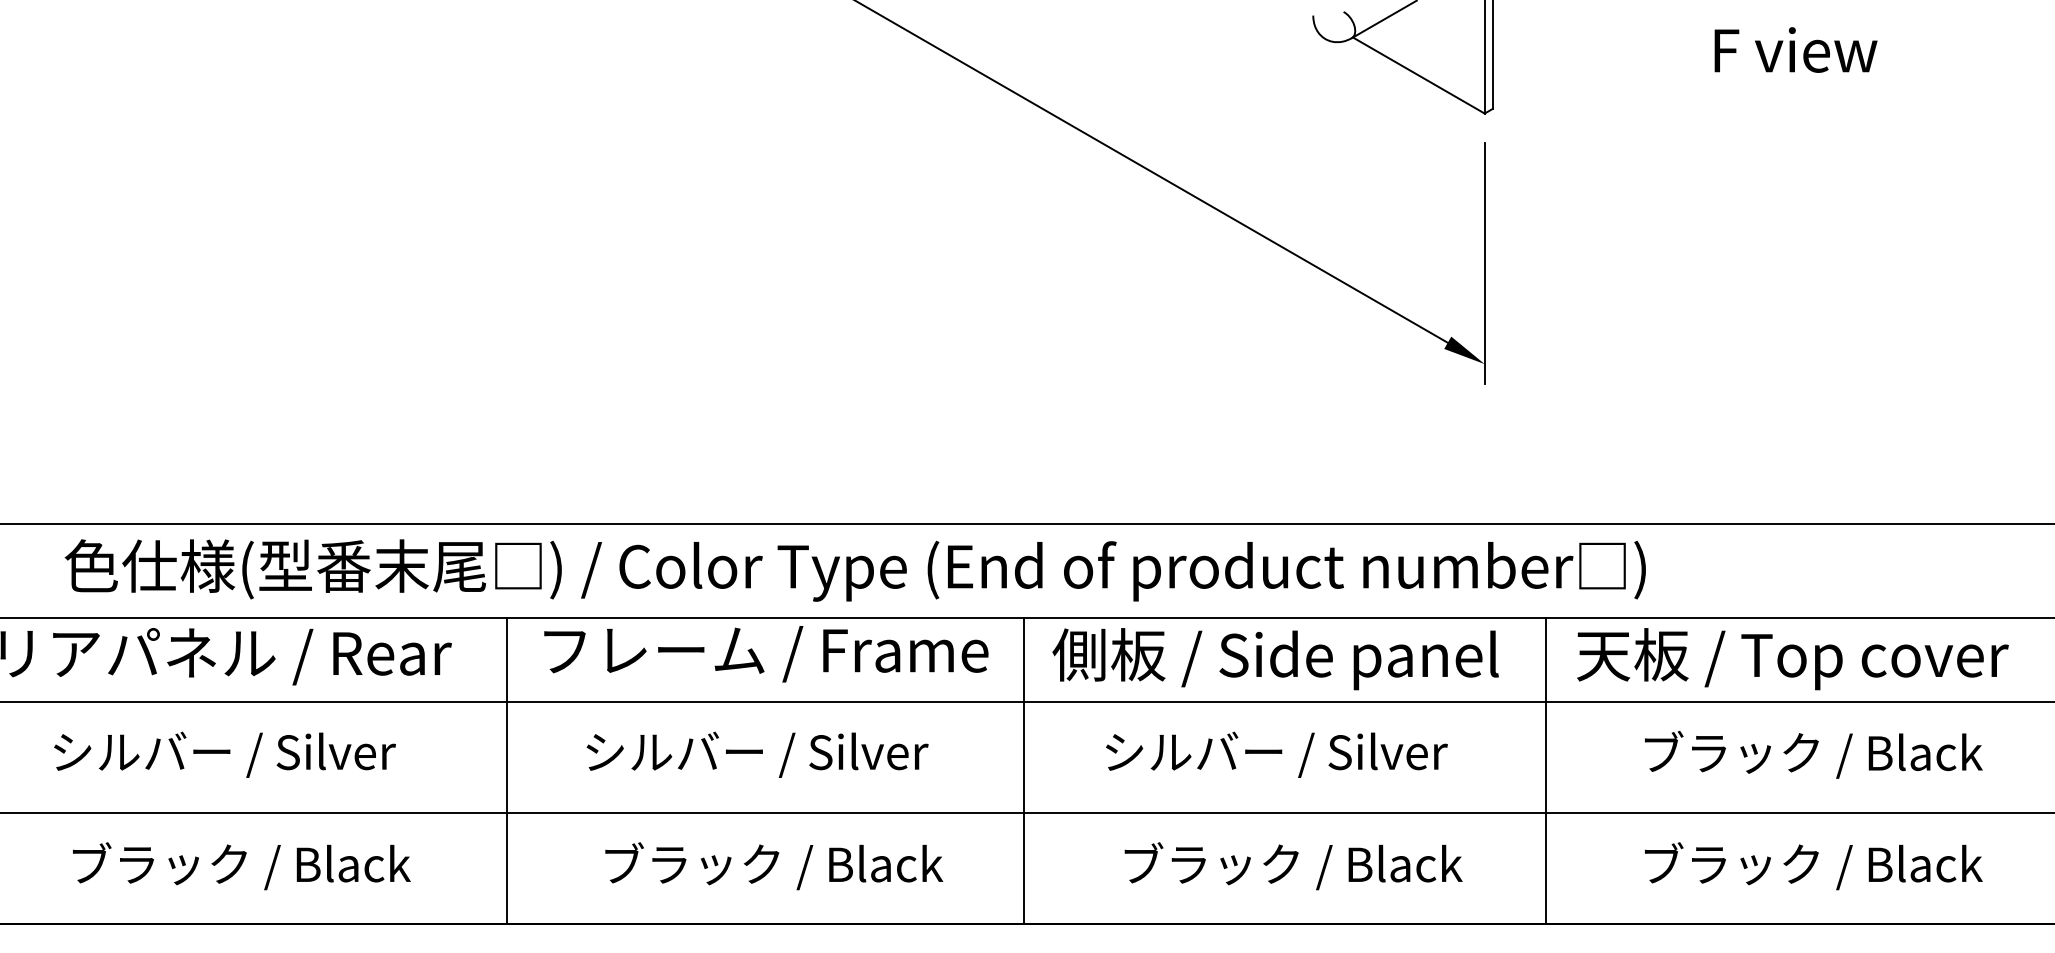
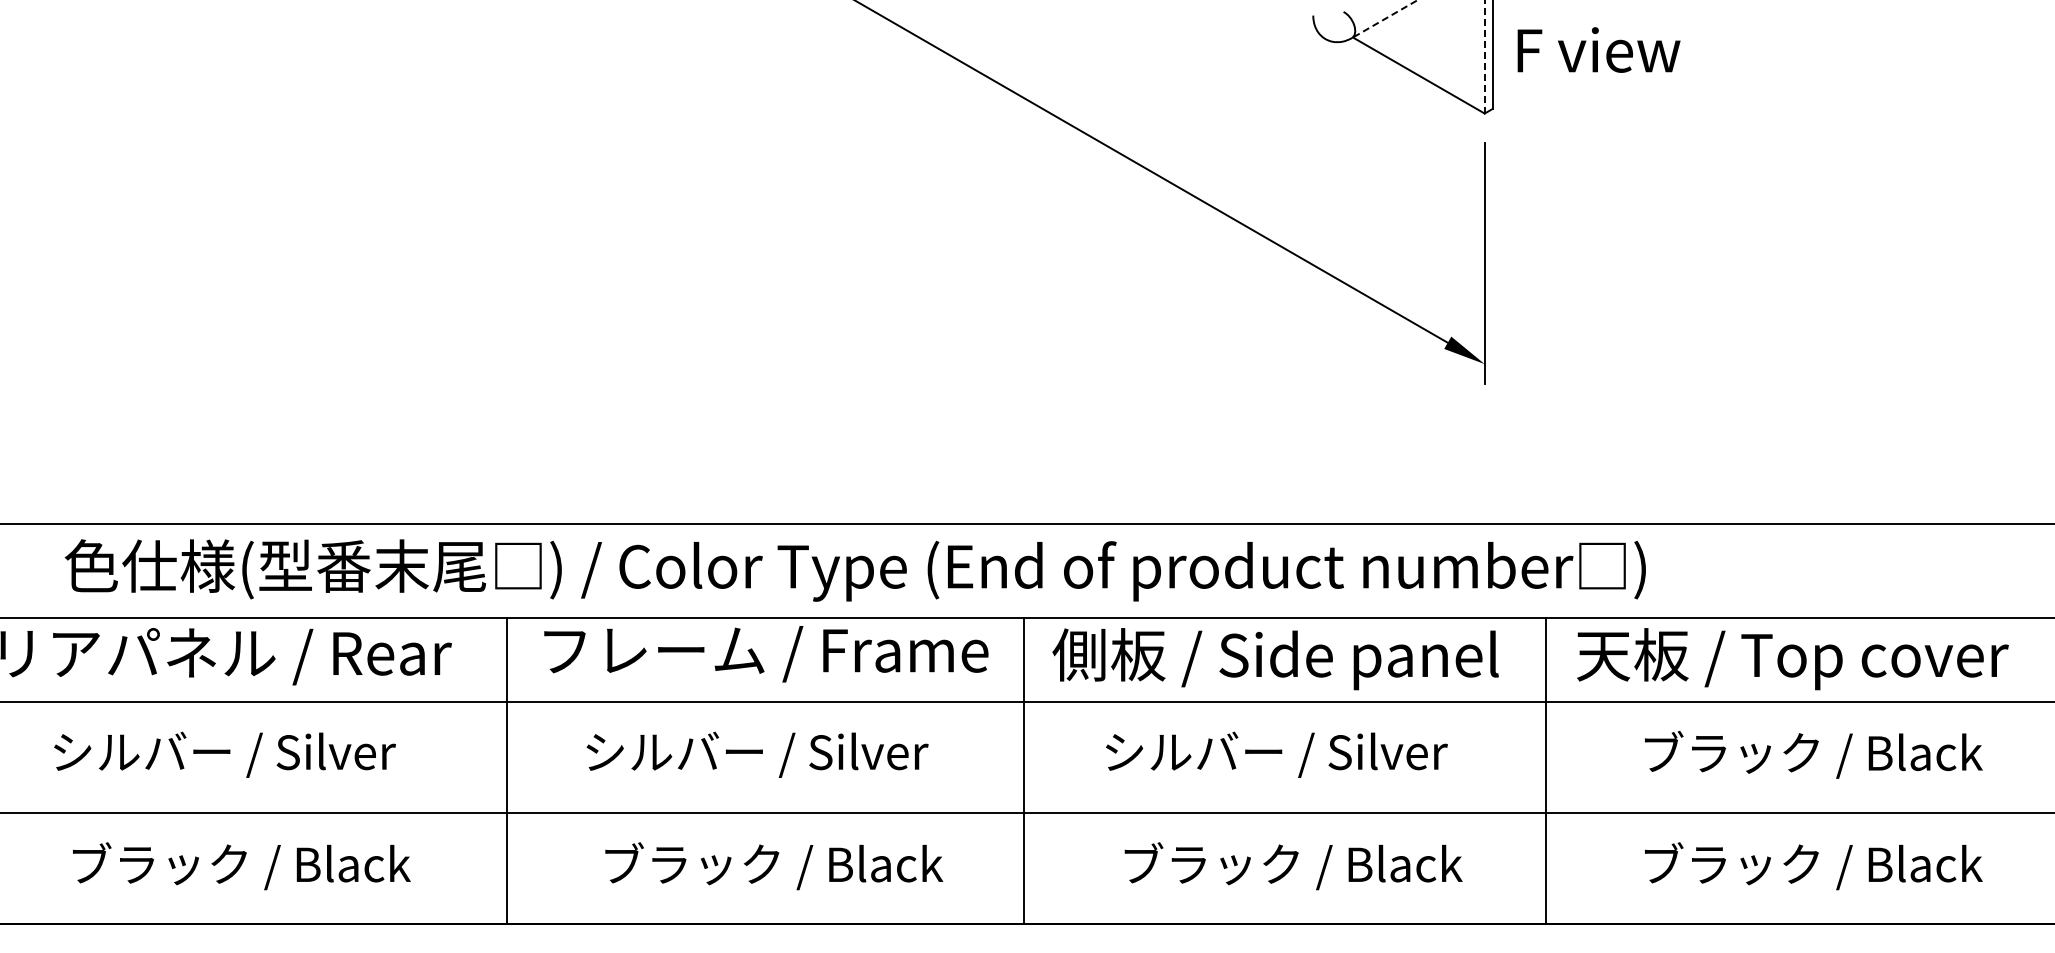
line: solid -> dashed (1384, 19)
text position: (1795, 49) -> (1598, 49) (1598, 49)
line: solid -> dashed (1484, 56)
